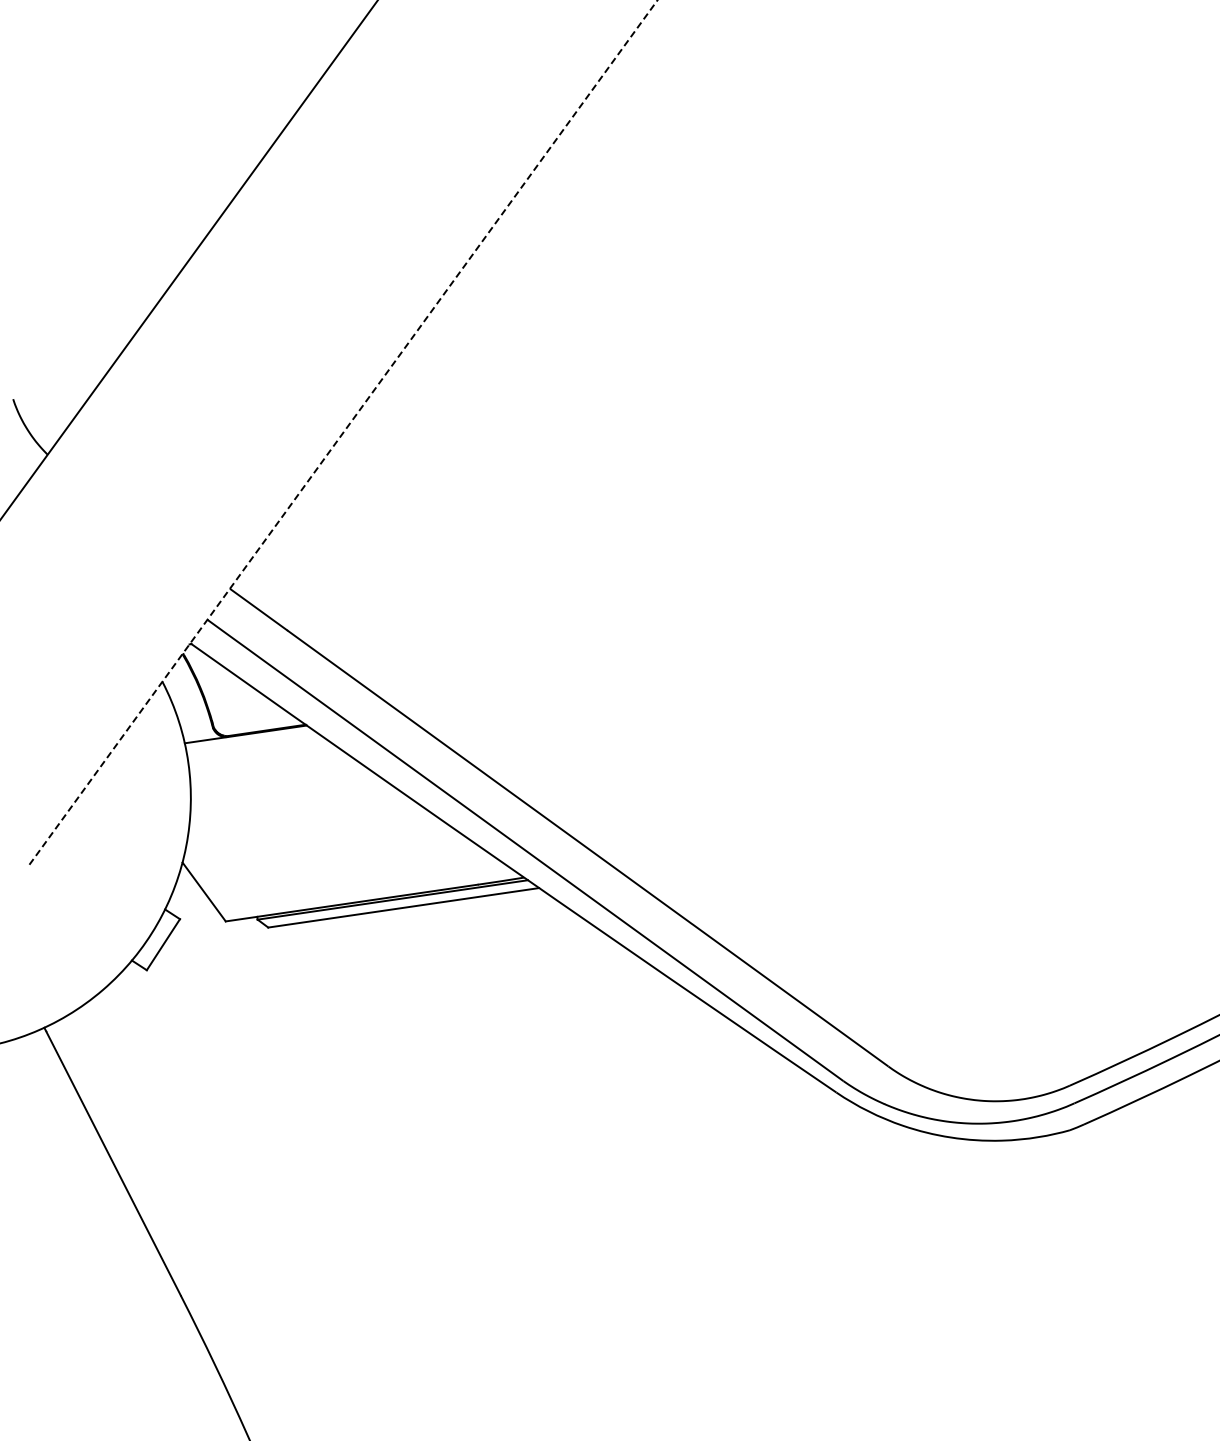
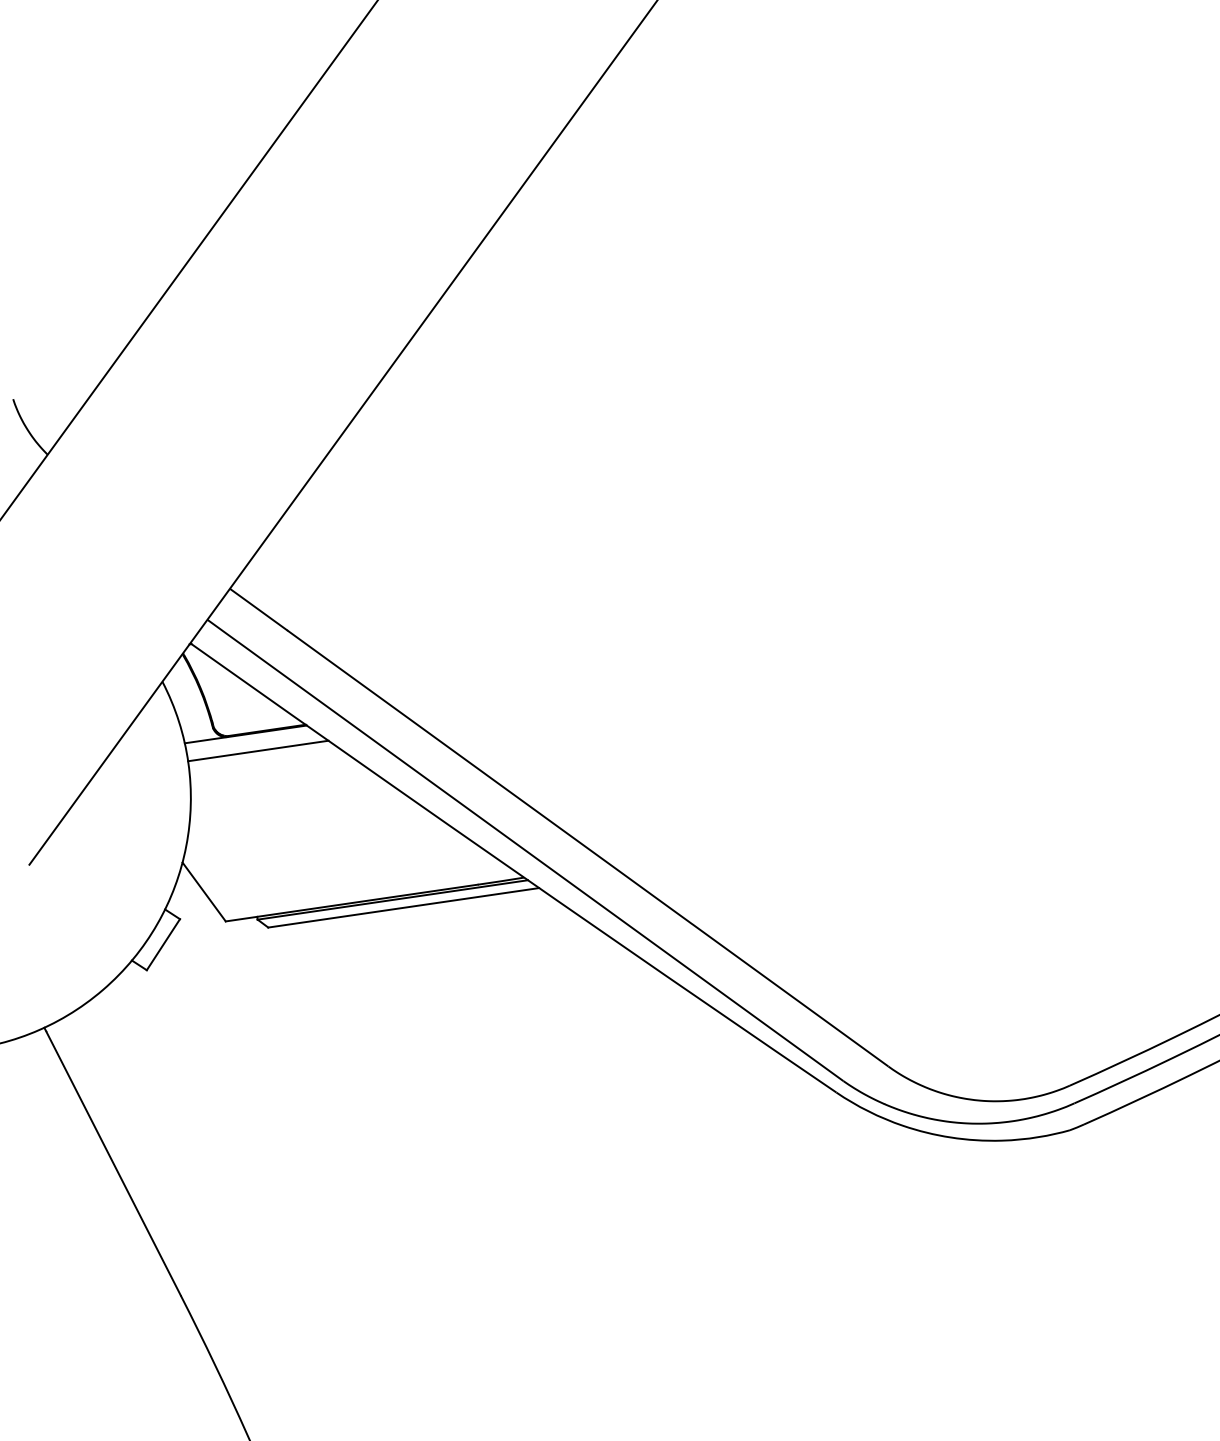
line: dashed -> solid (343, 432)
line: none -> present (258, 750)
